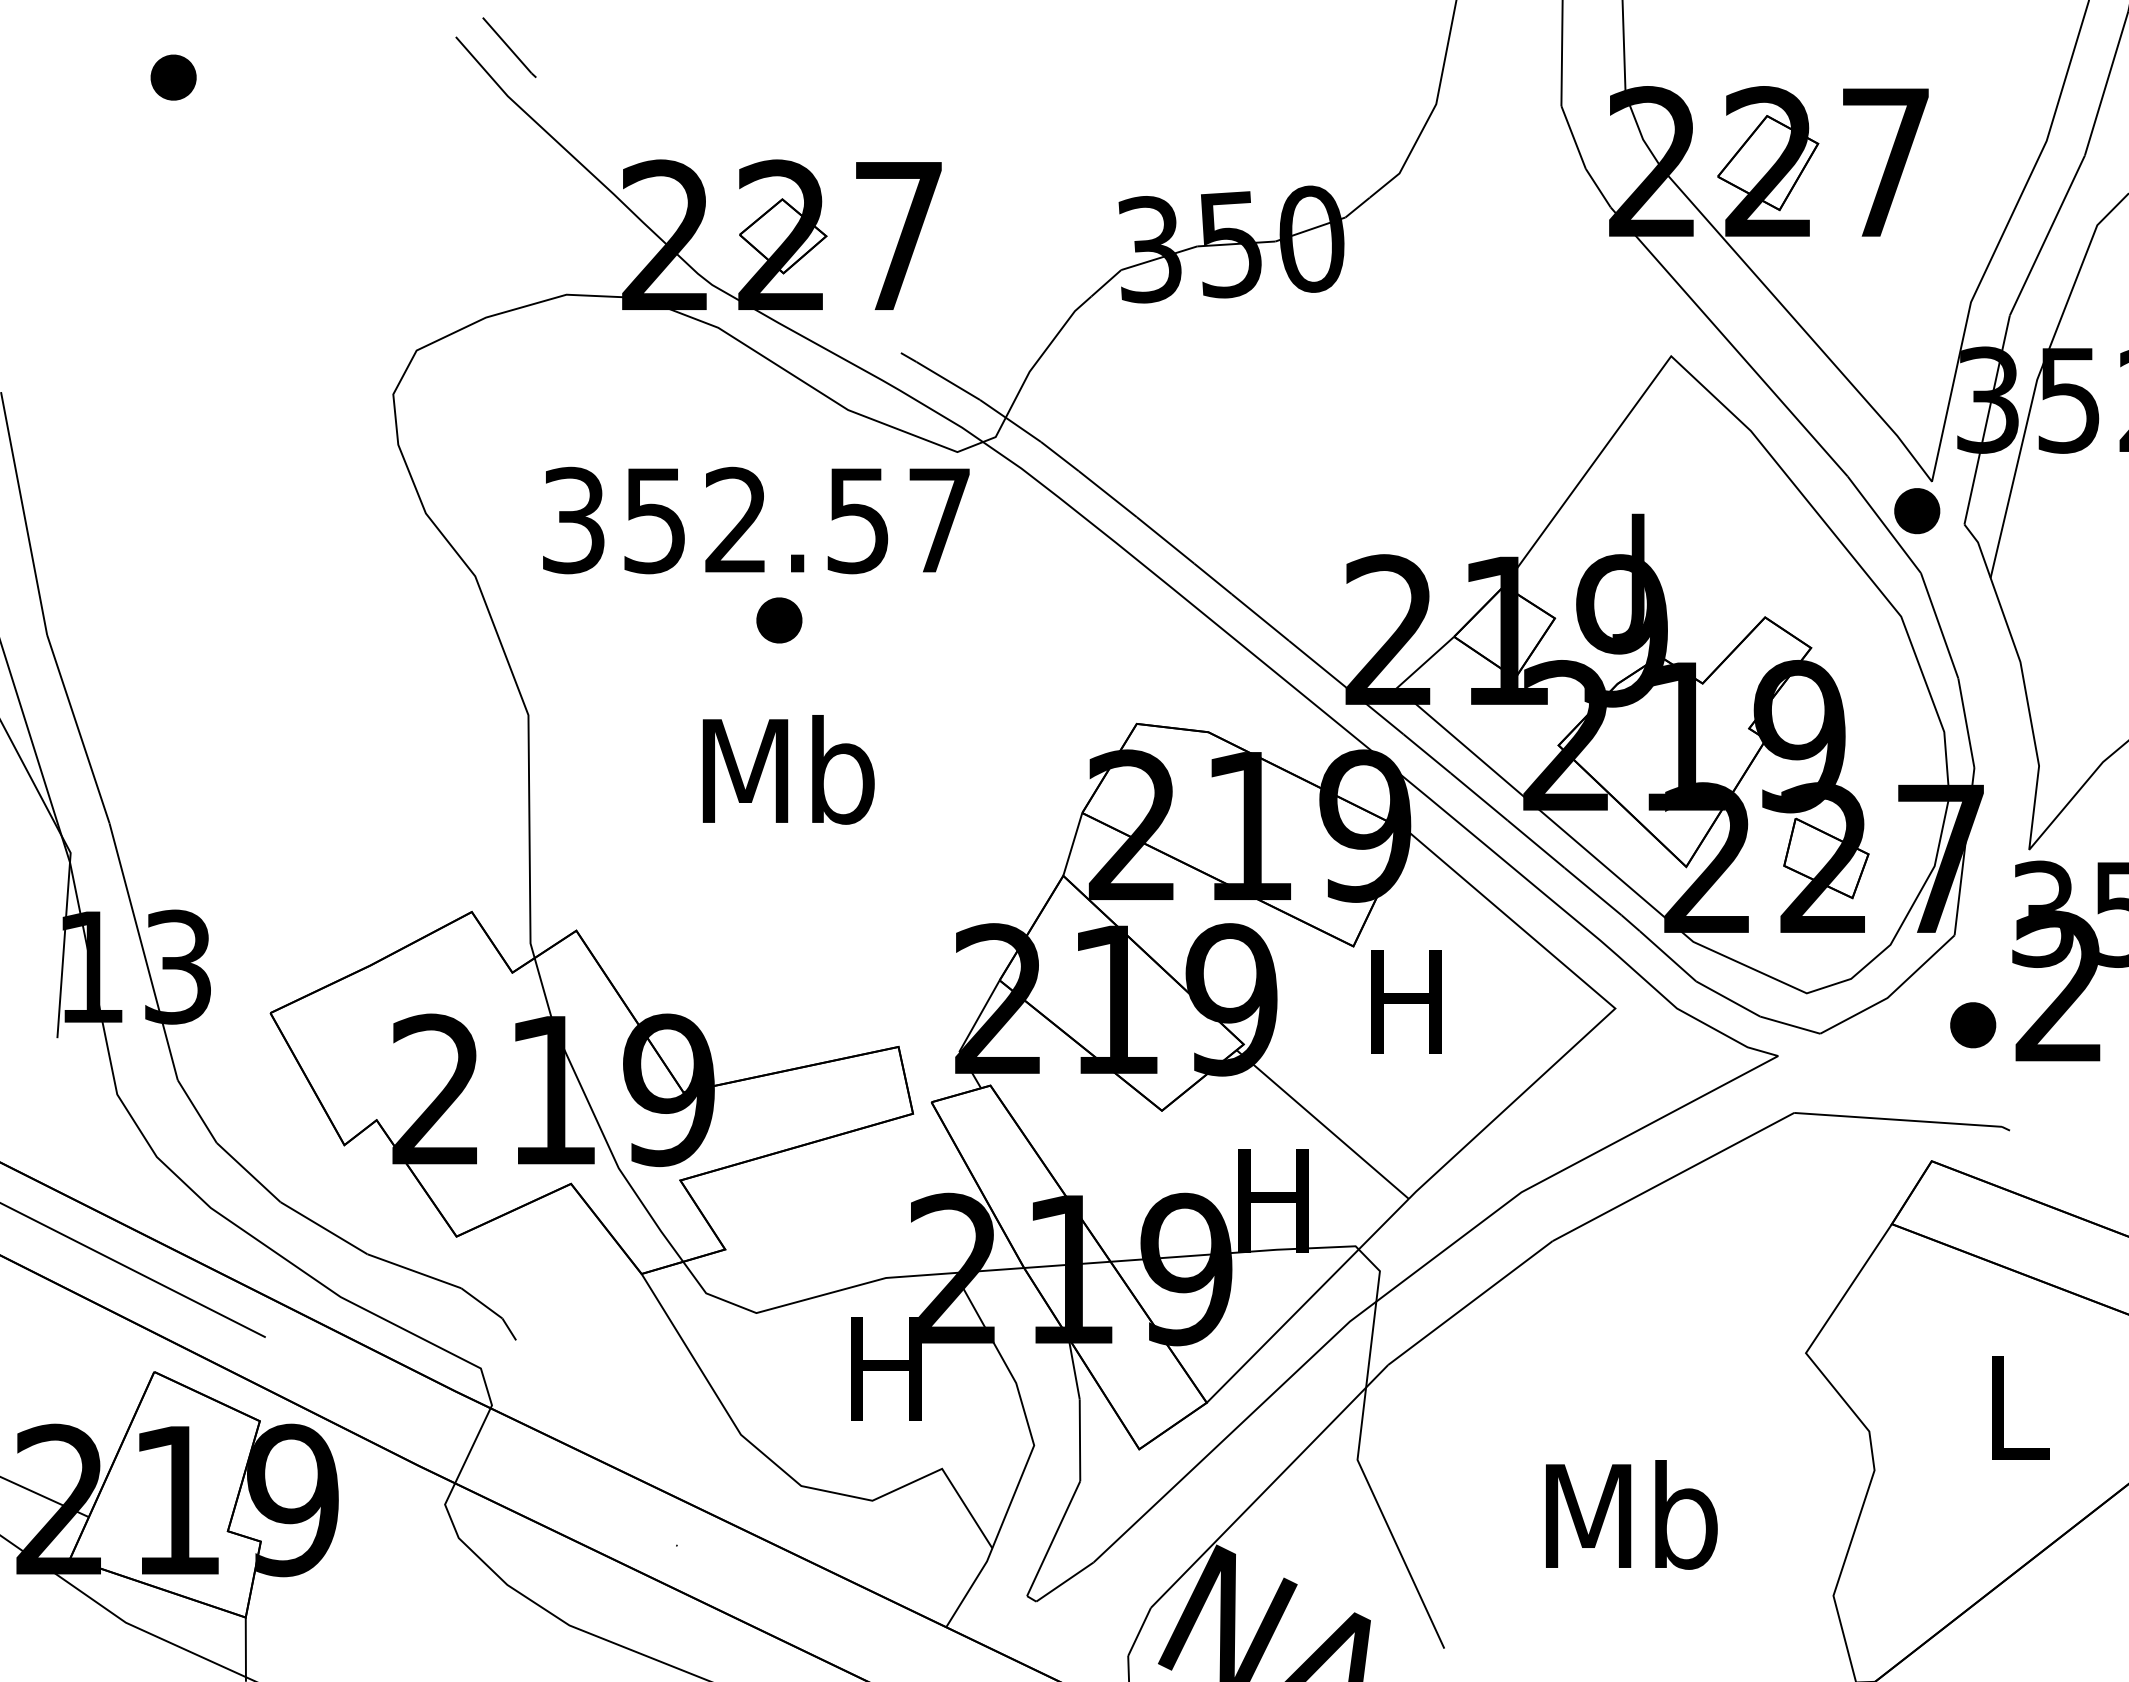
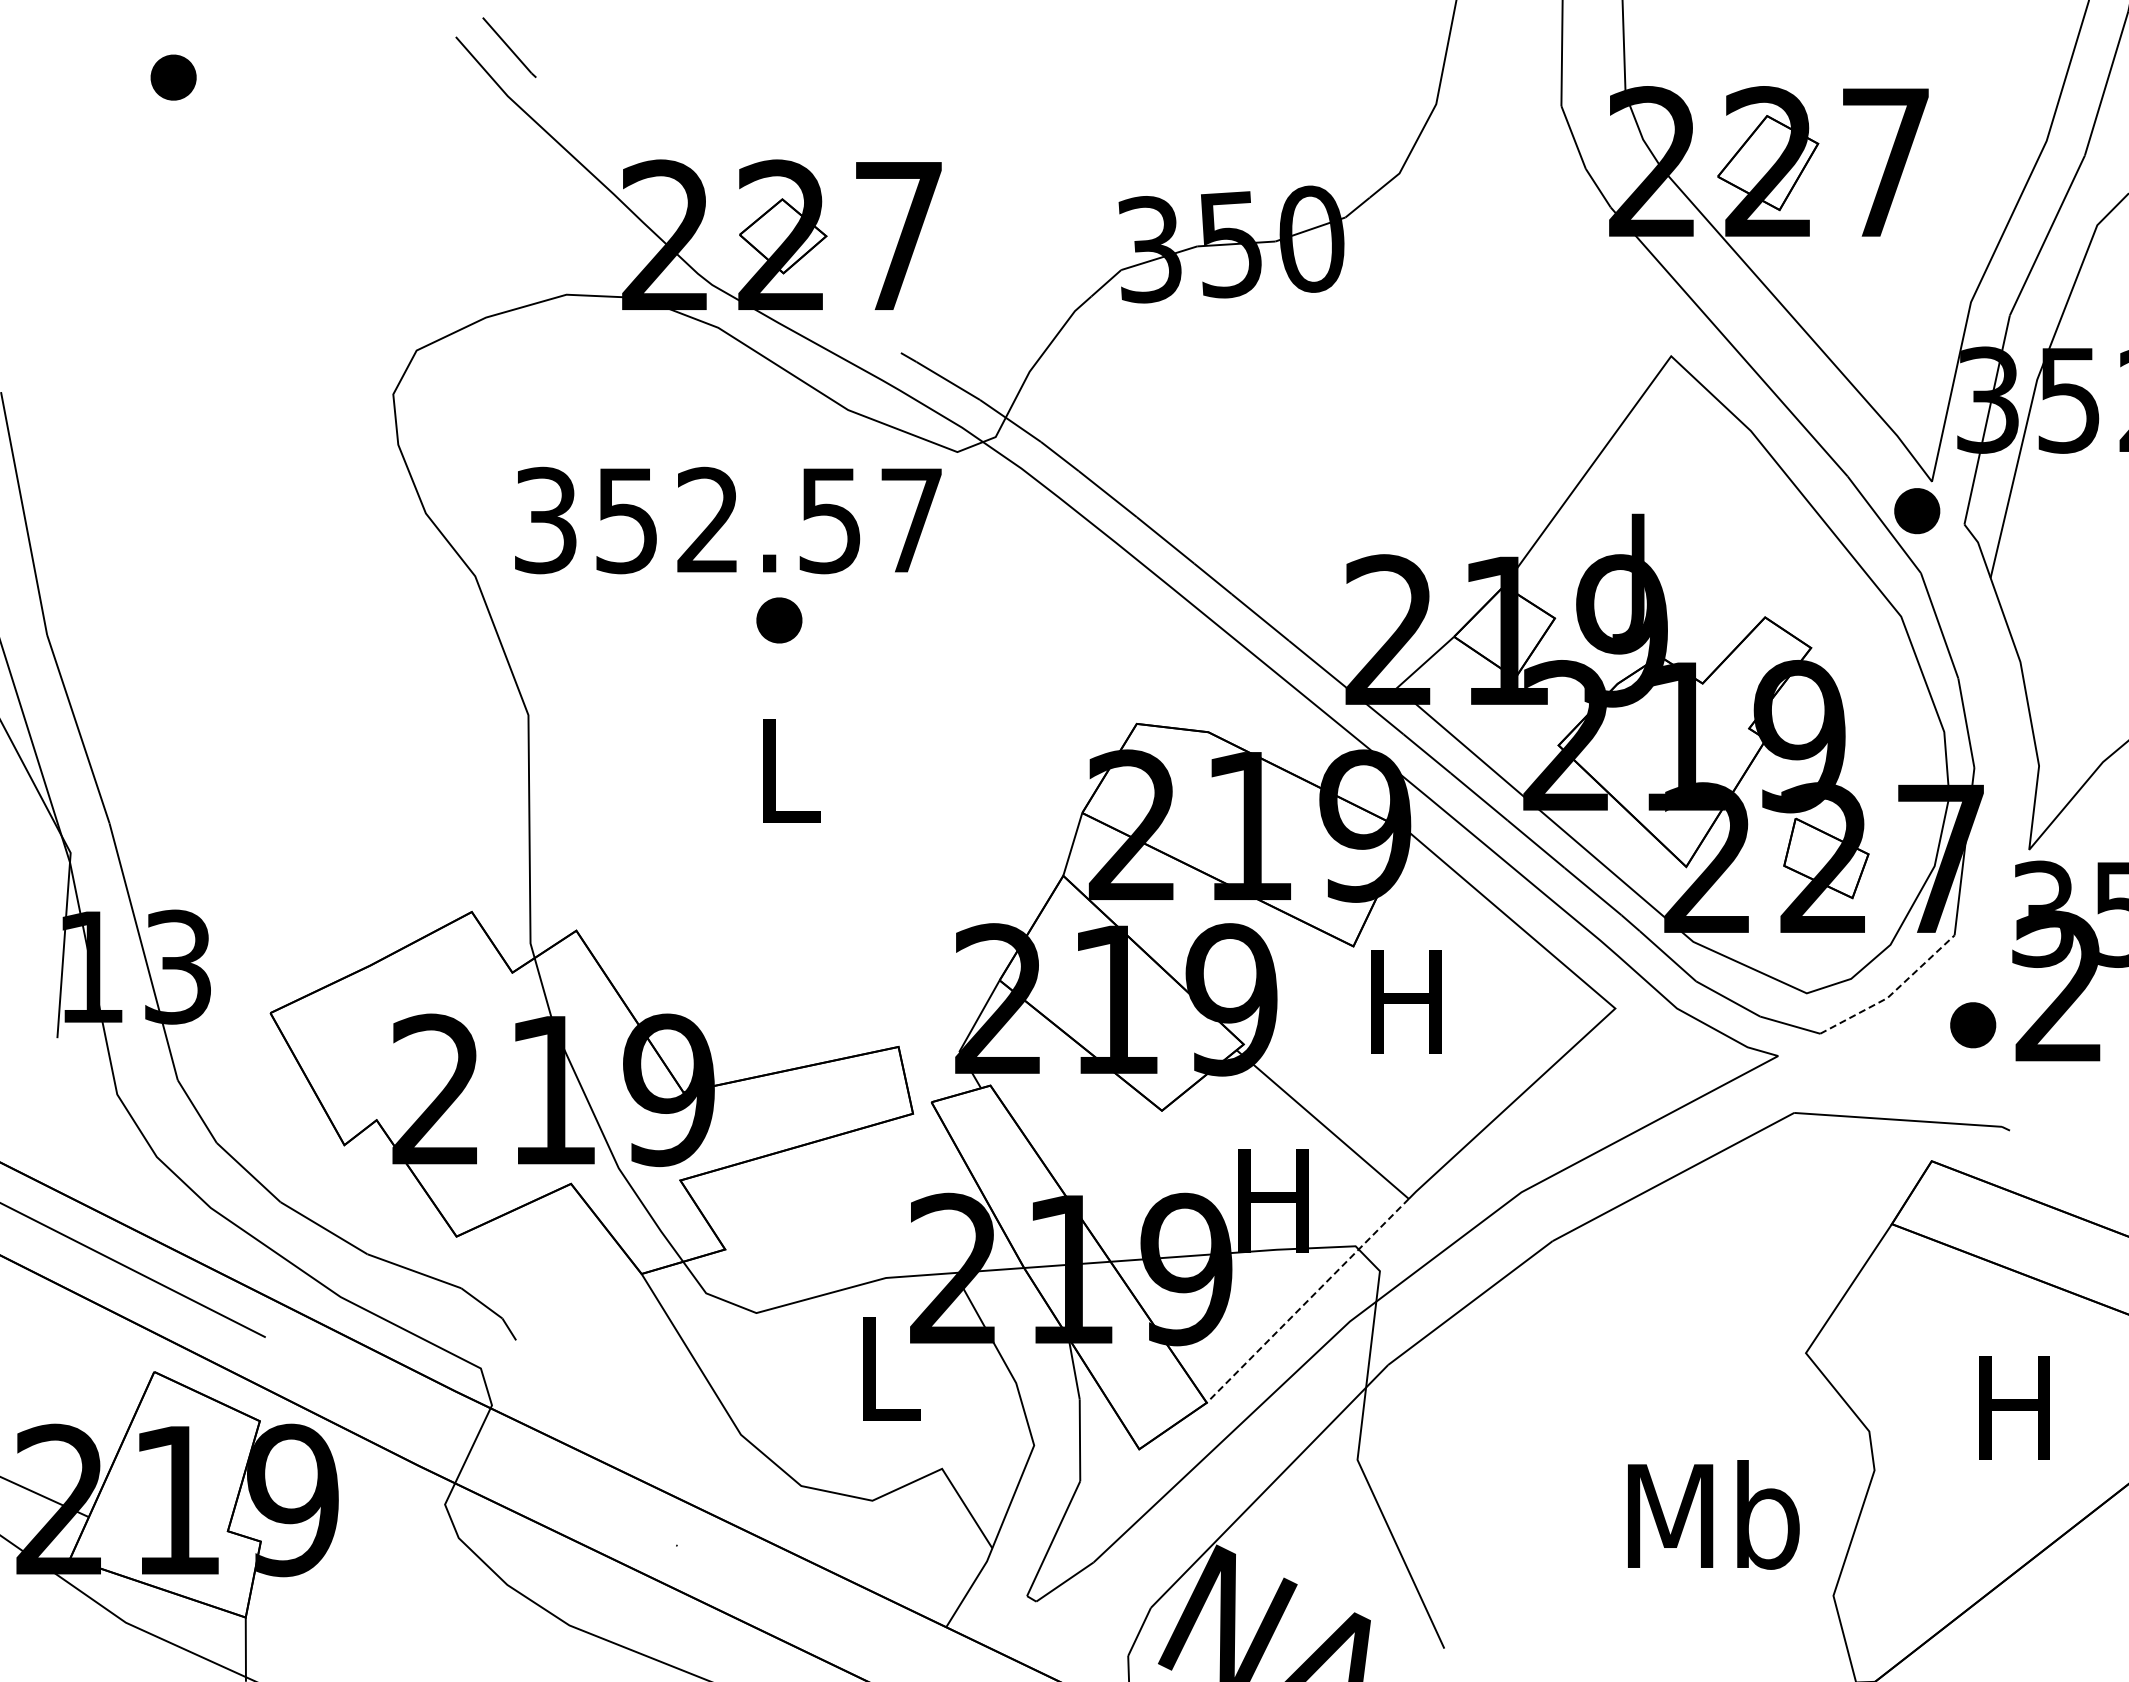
text position: (756, 520) -> (728, 520) (728, 520)
text: Mb -> L (788, 769)
line: solid -> dashed (1892, 993)
line: solid -> dashed (1307, 1300)
text: H -> L (886, 1368)
text: L -> H (2014, 1407)
text position: (1631, 1514) -> (1713, 1514) (1713, 1514)
